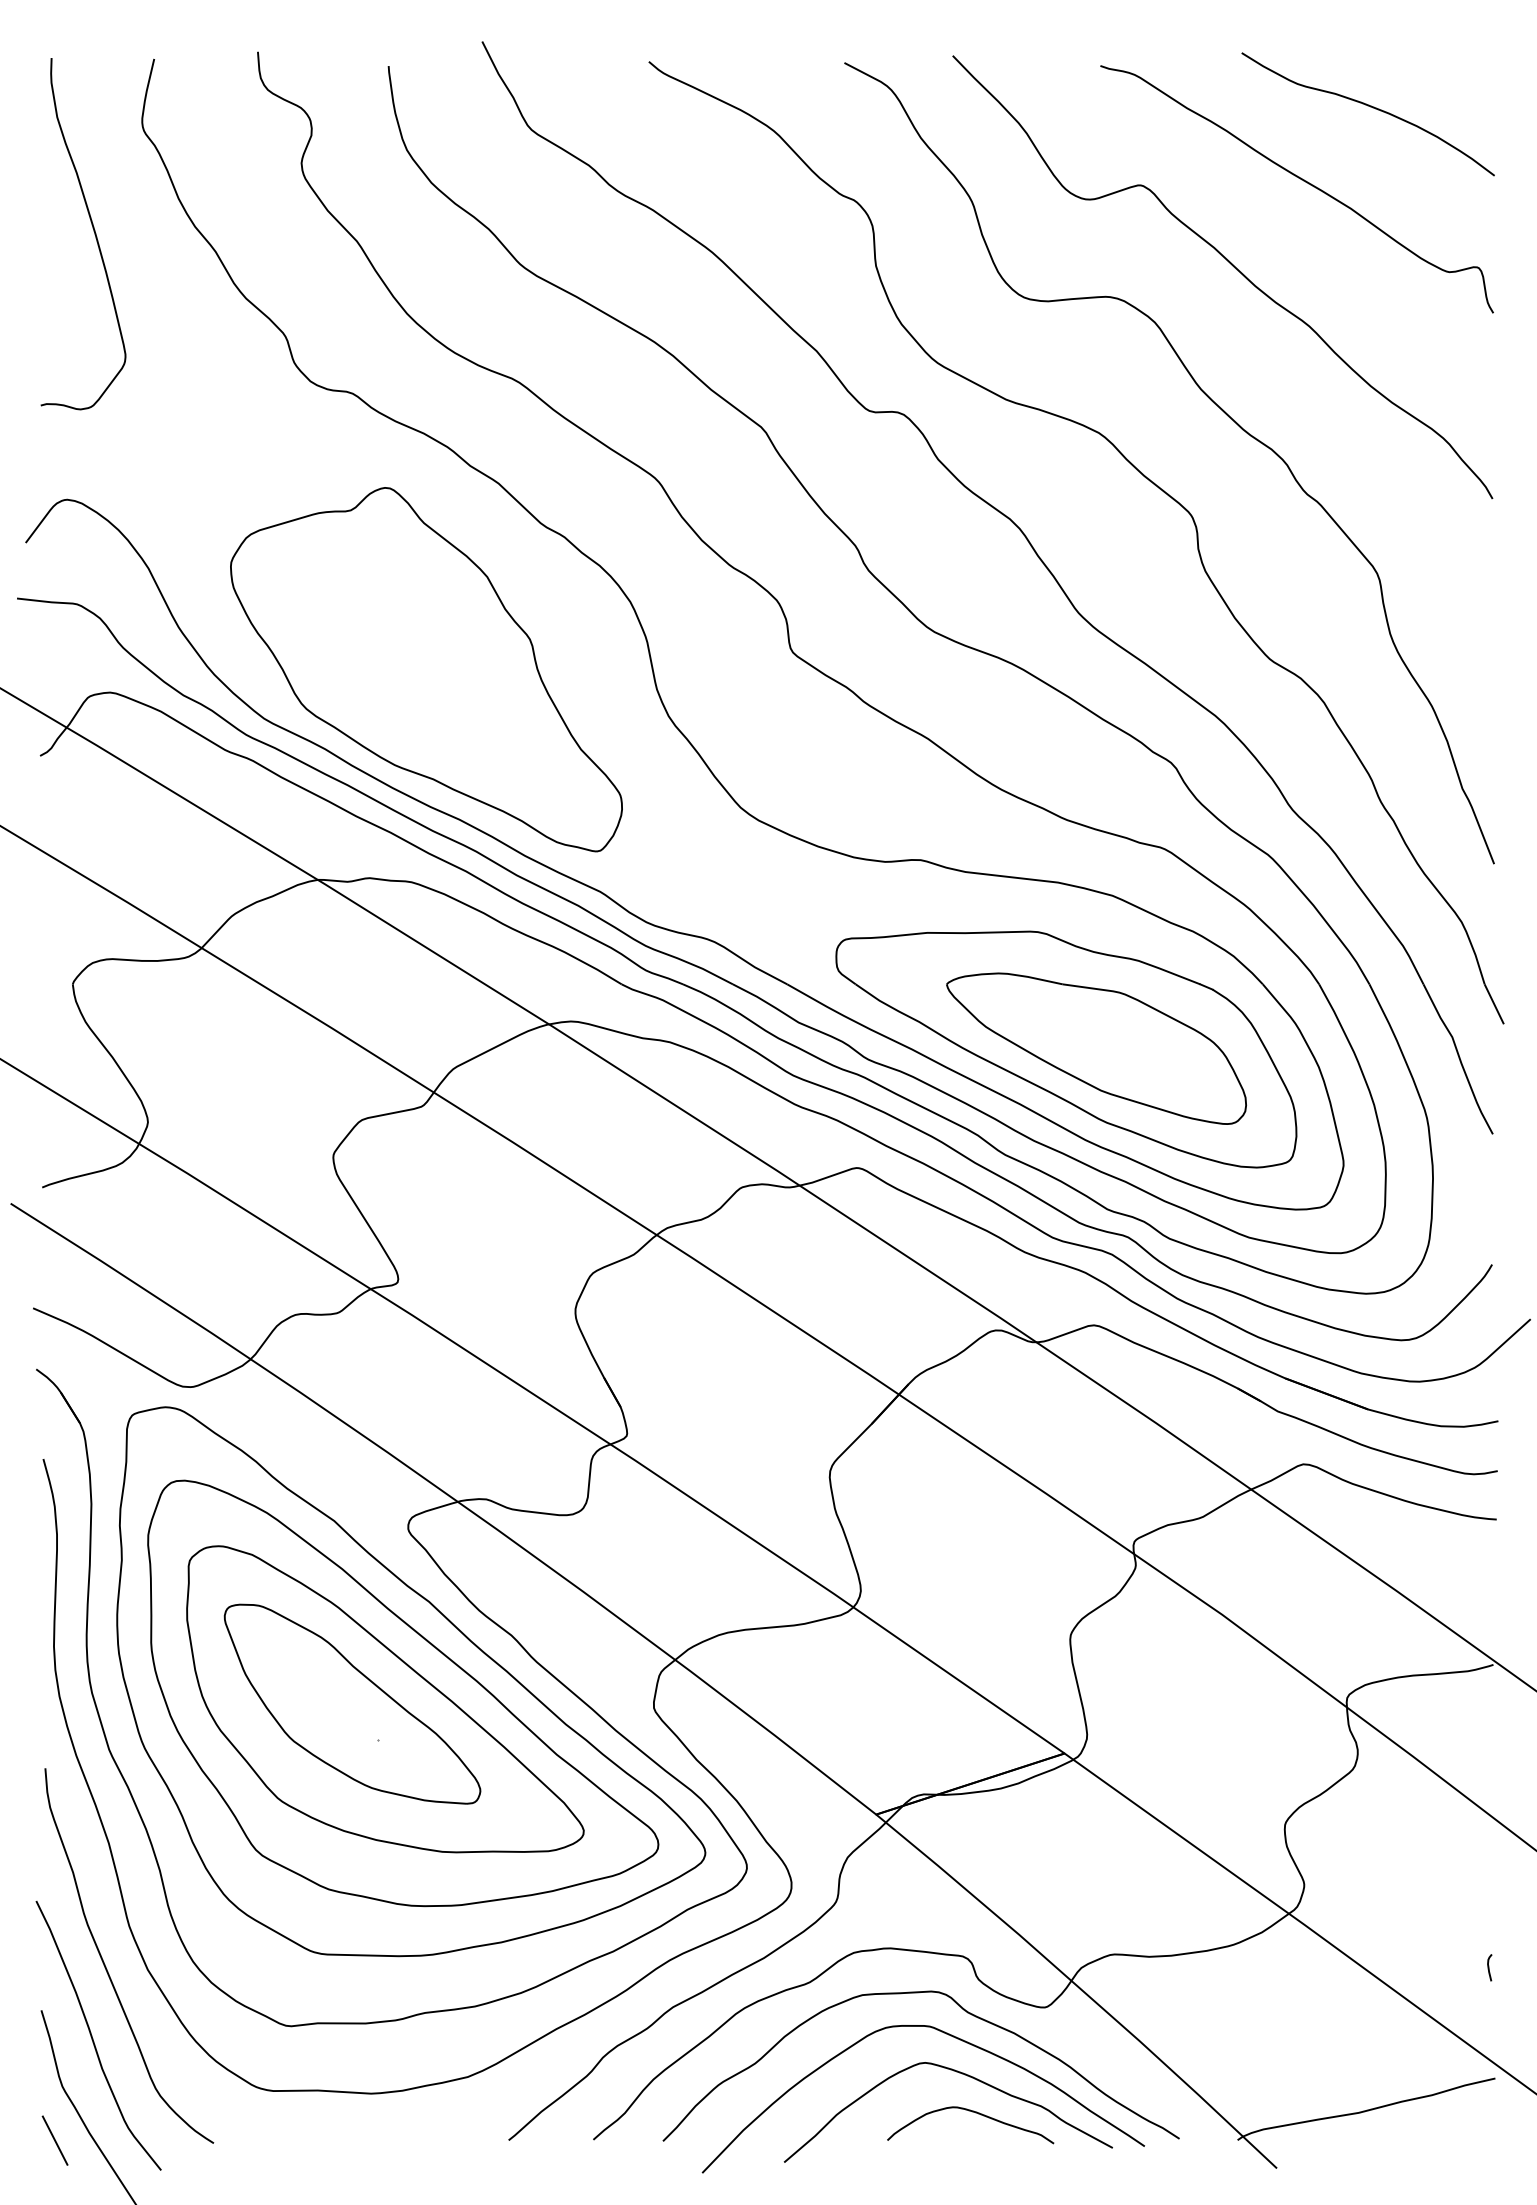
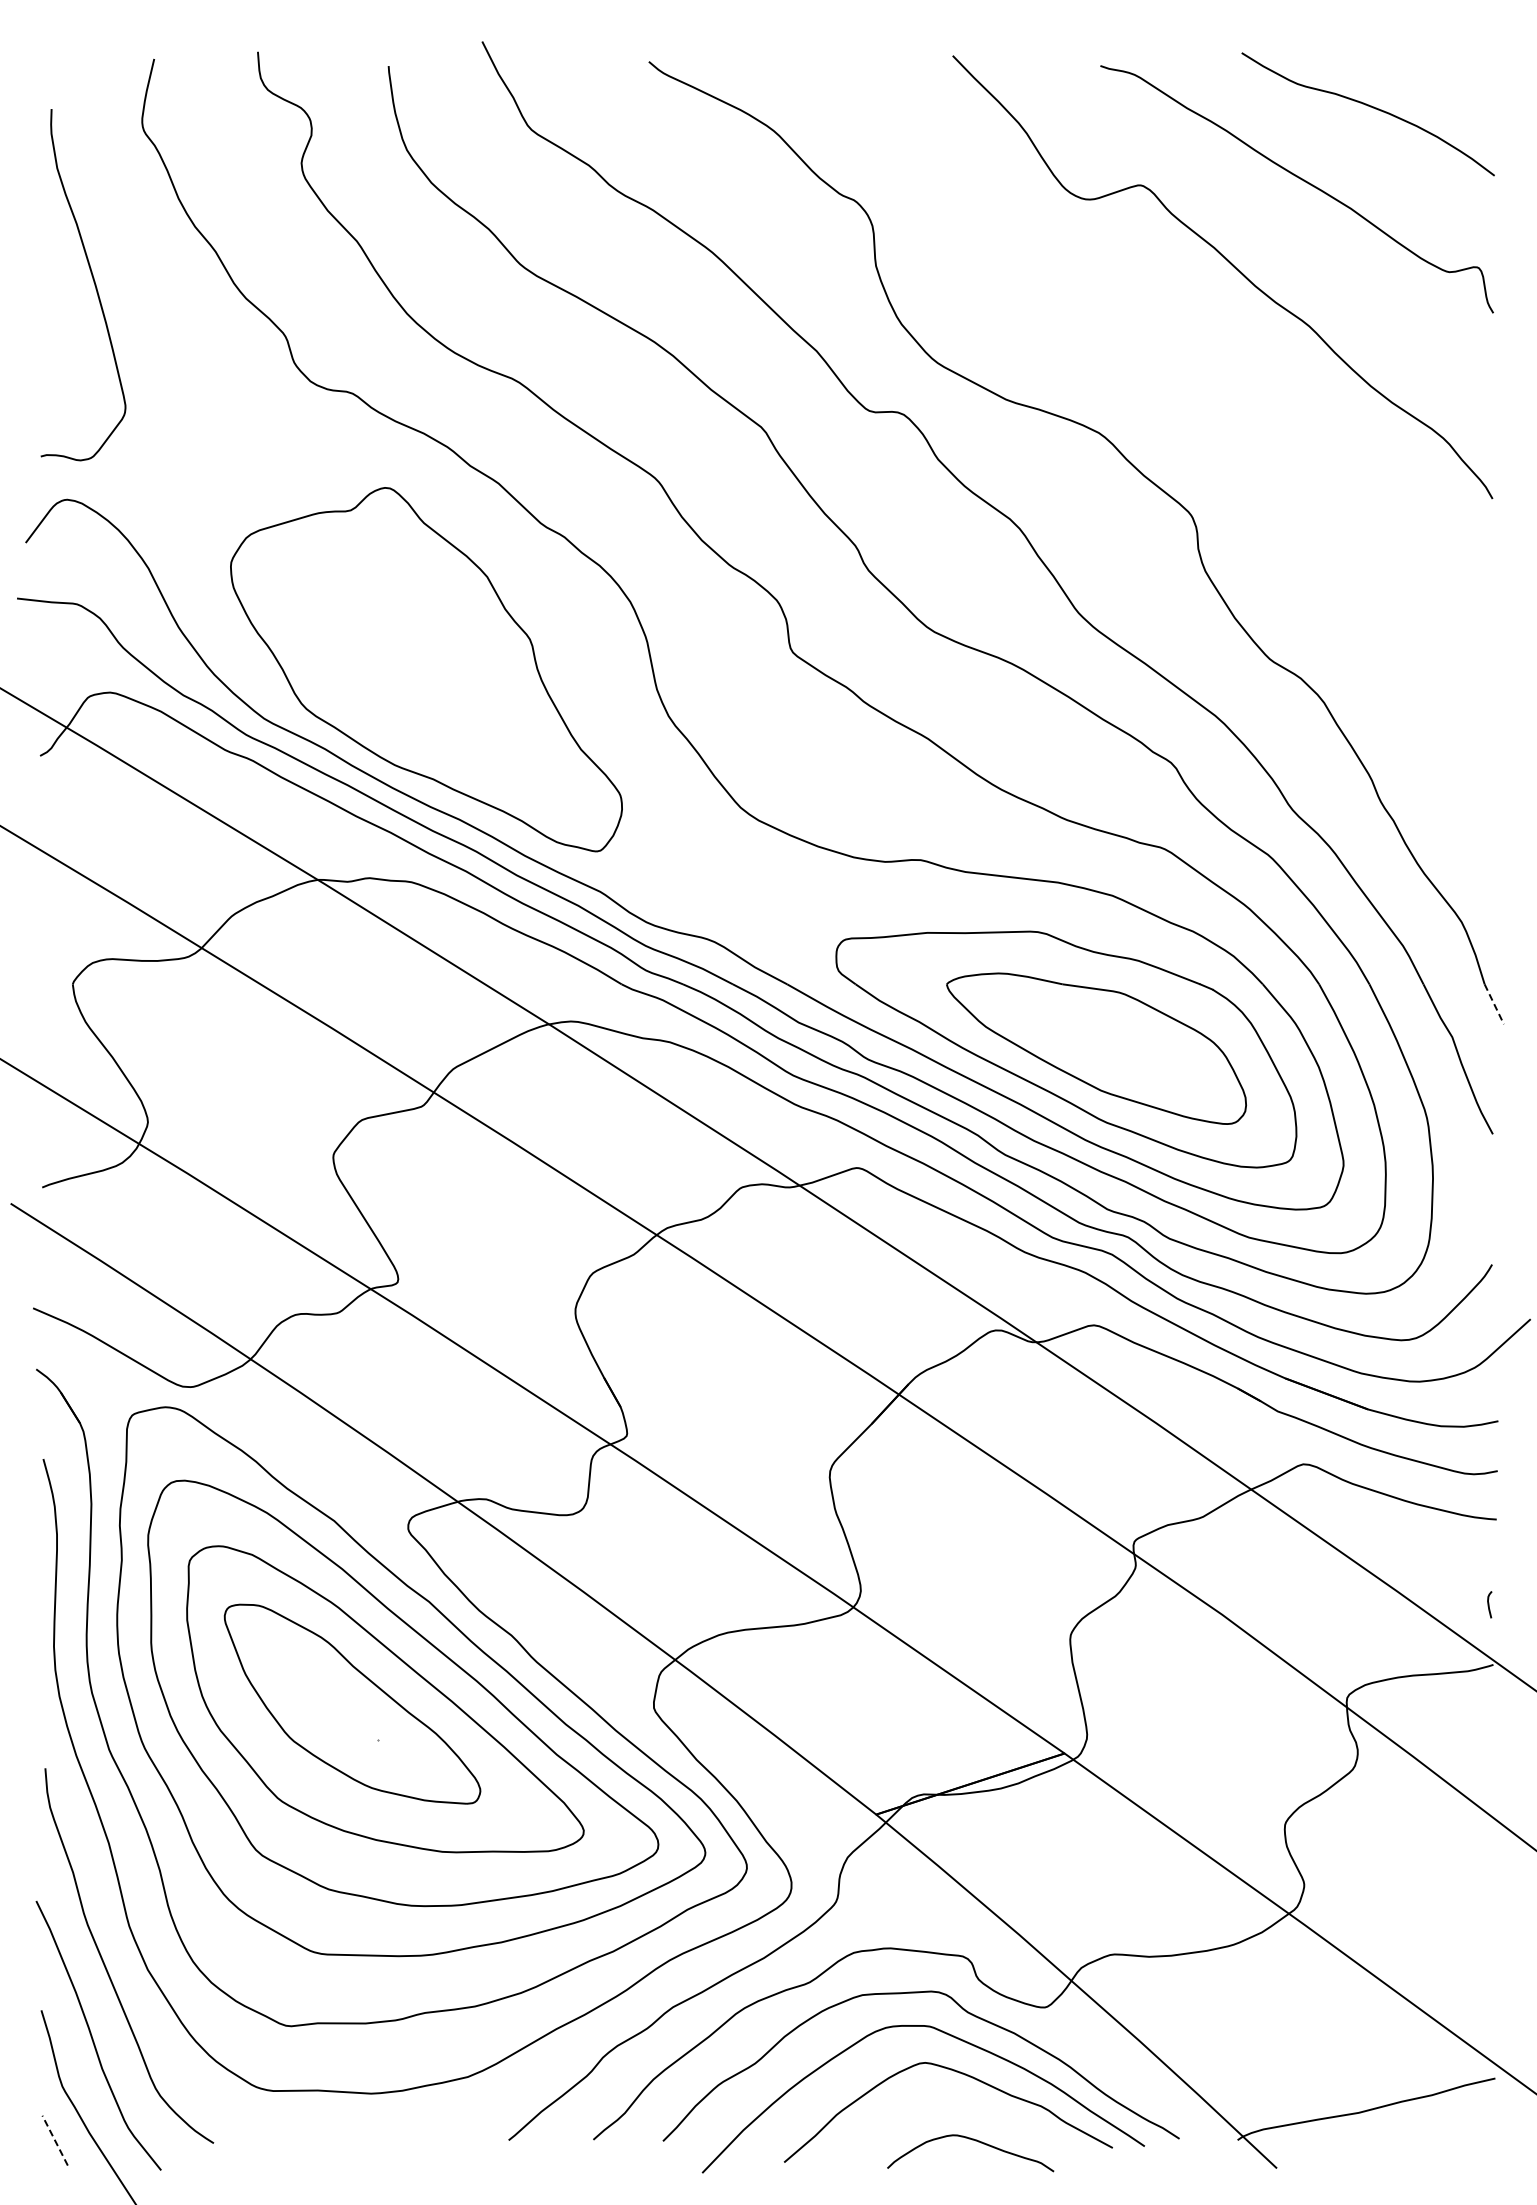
curve position: (93, 231) -> (93, 282) (93, 282)
curve: present -> none (1221, 410)
line: solid -> dashed (1494, 1004)
curve position: (1489, 1967) -> (1489, 1604) (1489, 1604)
curve position: (975, 2113) -> (975, 2141) (975, 2141)
line: solid -> dashed (55, 2140)
